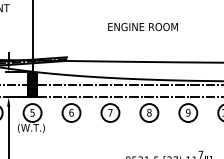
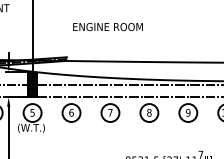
text position: (142, 27) -> (107, 27) (107, 27)
